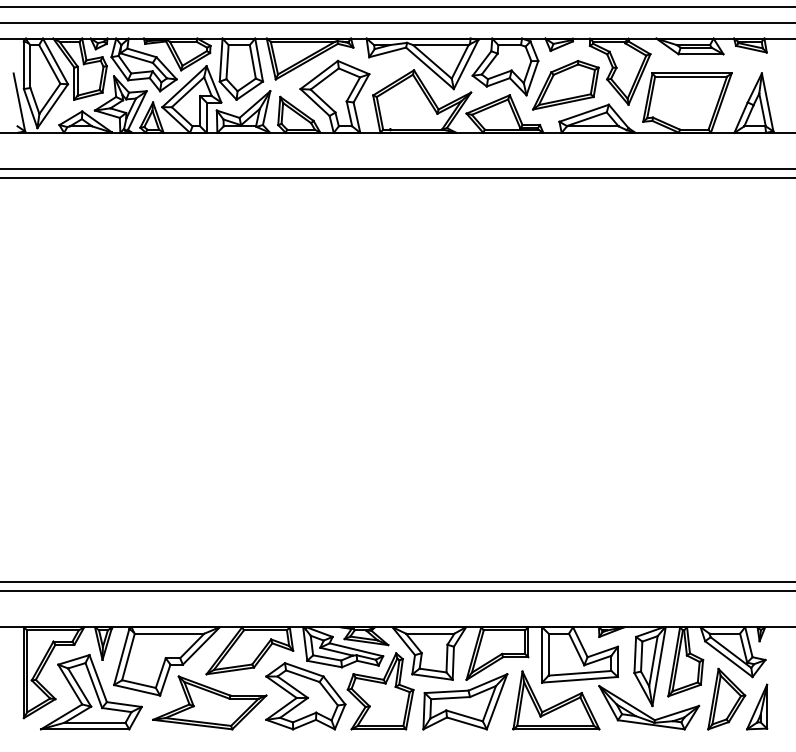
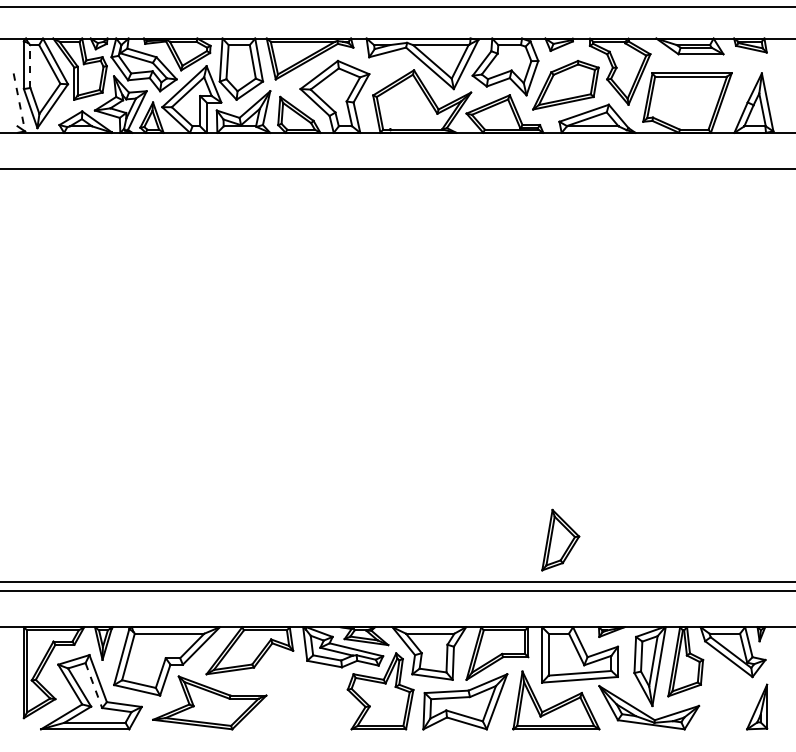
line: present -> none (397, 22)
line: solid -> dashed (30, 66)
line: solid -> dashed (19, 102)
line: present -> none (397, 177)
line: solid -> dashed (93, 685)
part: present -> none (305, 696)
part position: (726, 698) -> (560, 539) (560, 539)
